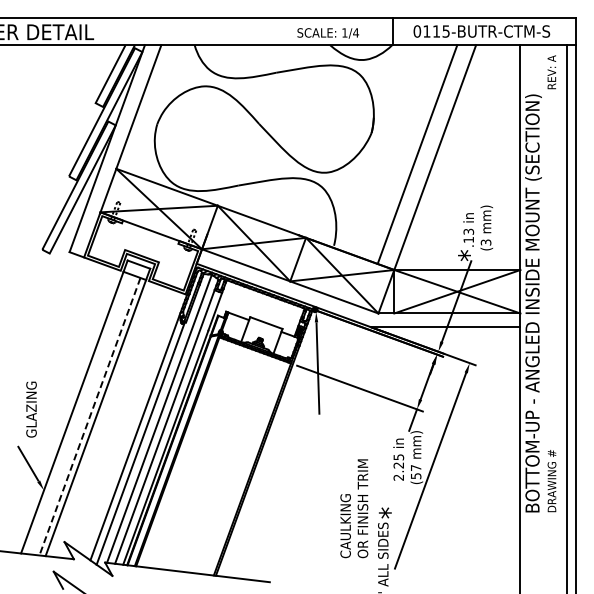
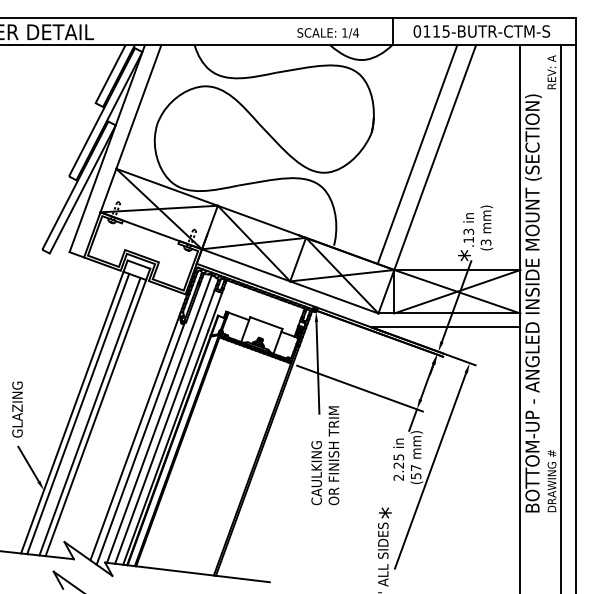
line position: (567, 317) -> (561, 317) (561, 317)
text position: (31, 409) -> (17, 409) (17, 409)
line: none -> present (78, 413)
line: dashed -> solid (89, 416)
text position: (354, 508) -> (325, 455) (325, 455)
